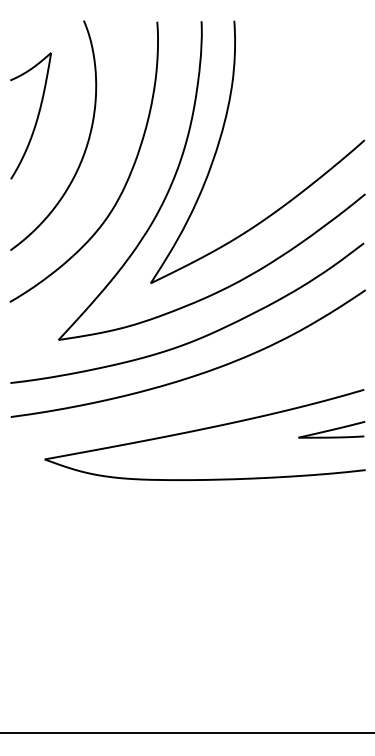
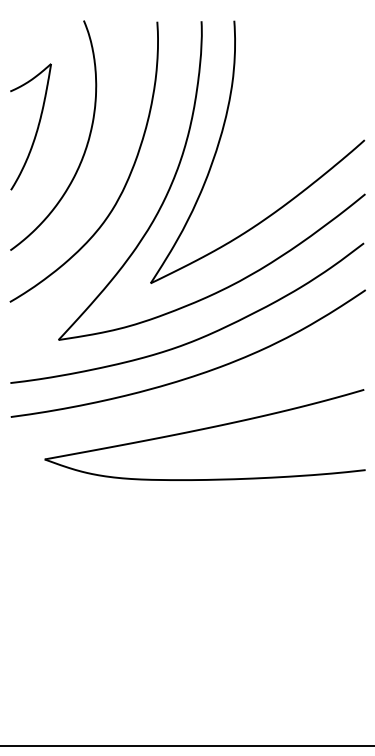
part position: (36, 118) -> (36, 129) (36, 129)
part: present -> none (331, 429)
line position: (186, 733) -> (186, 746) (186, 746)
